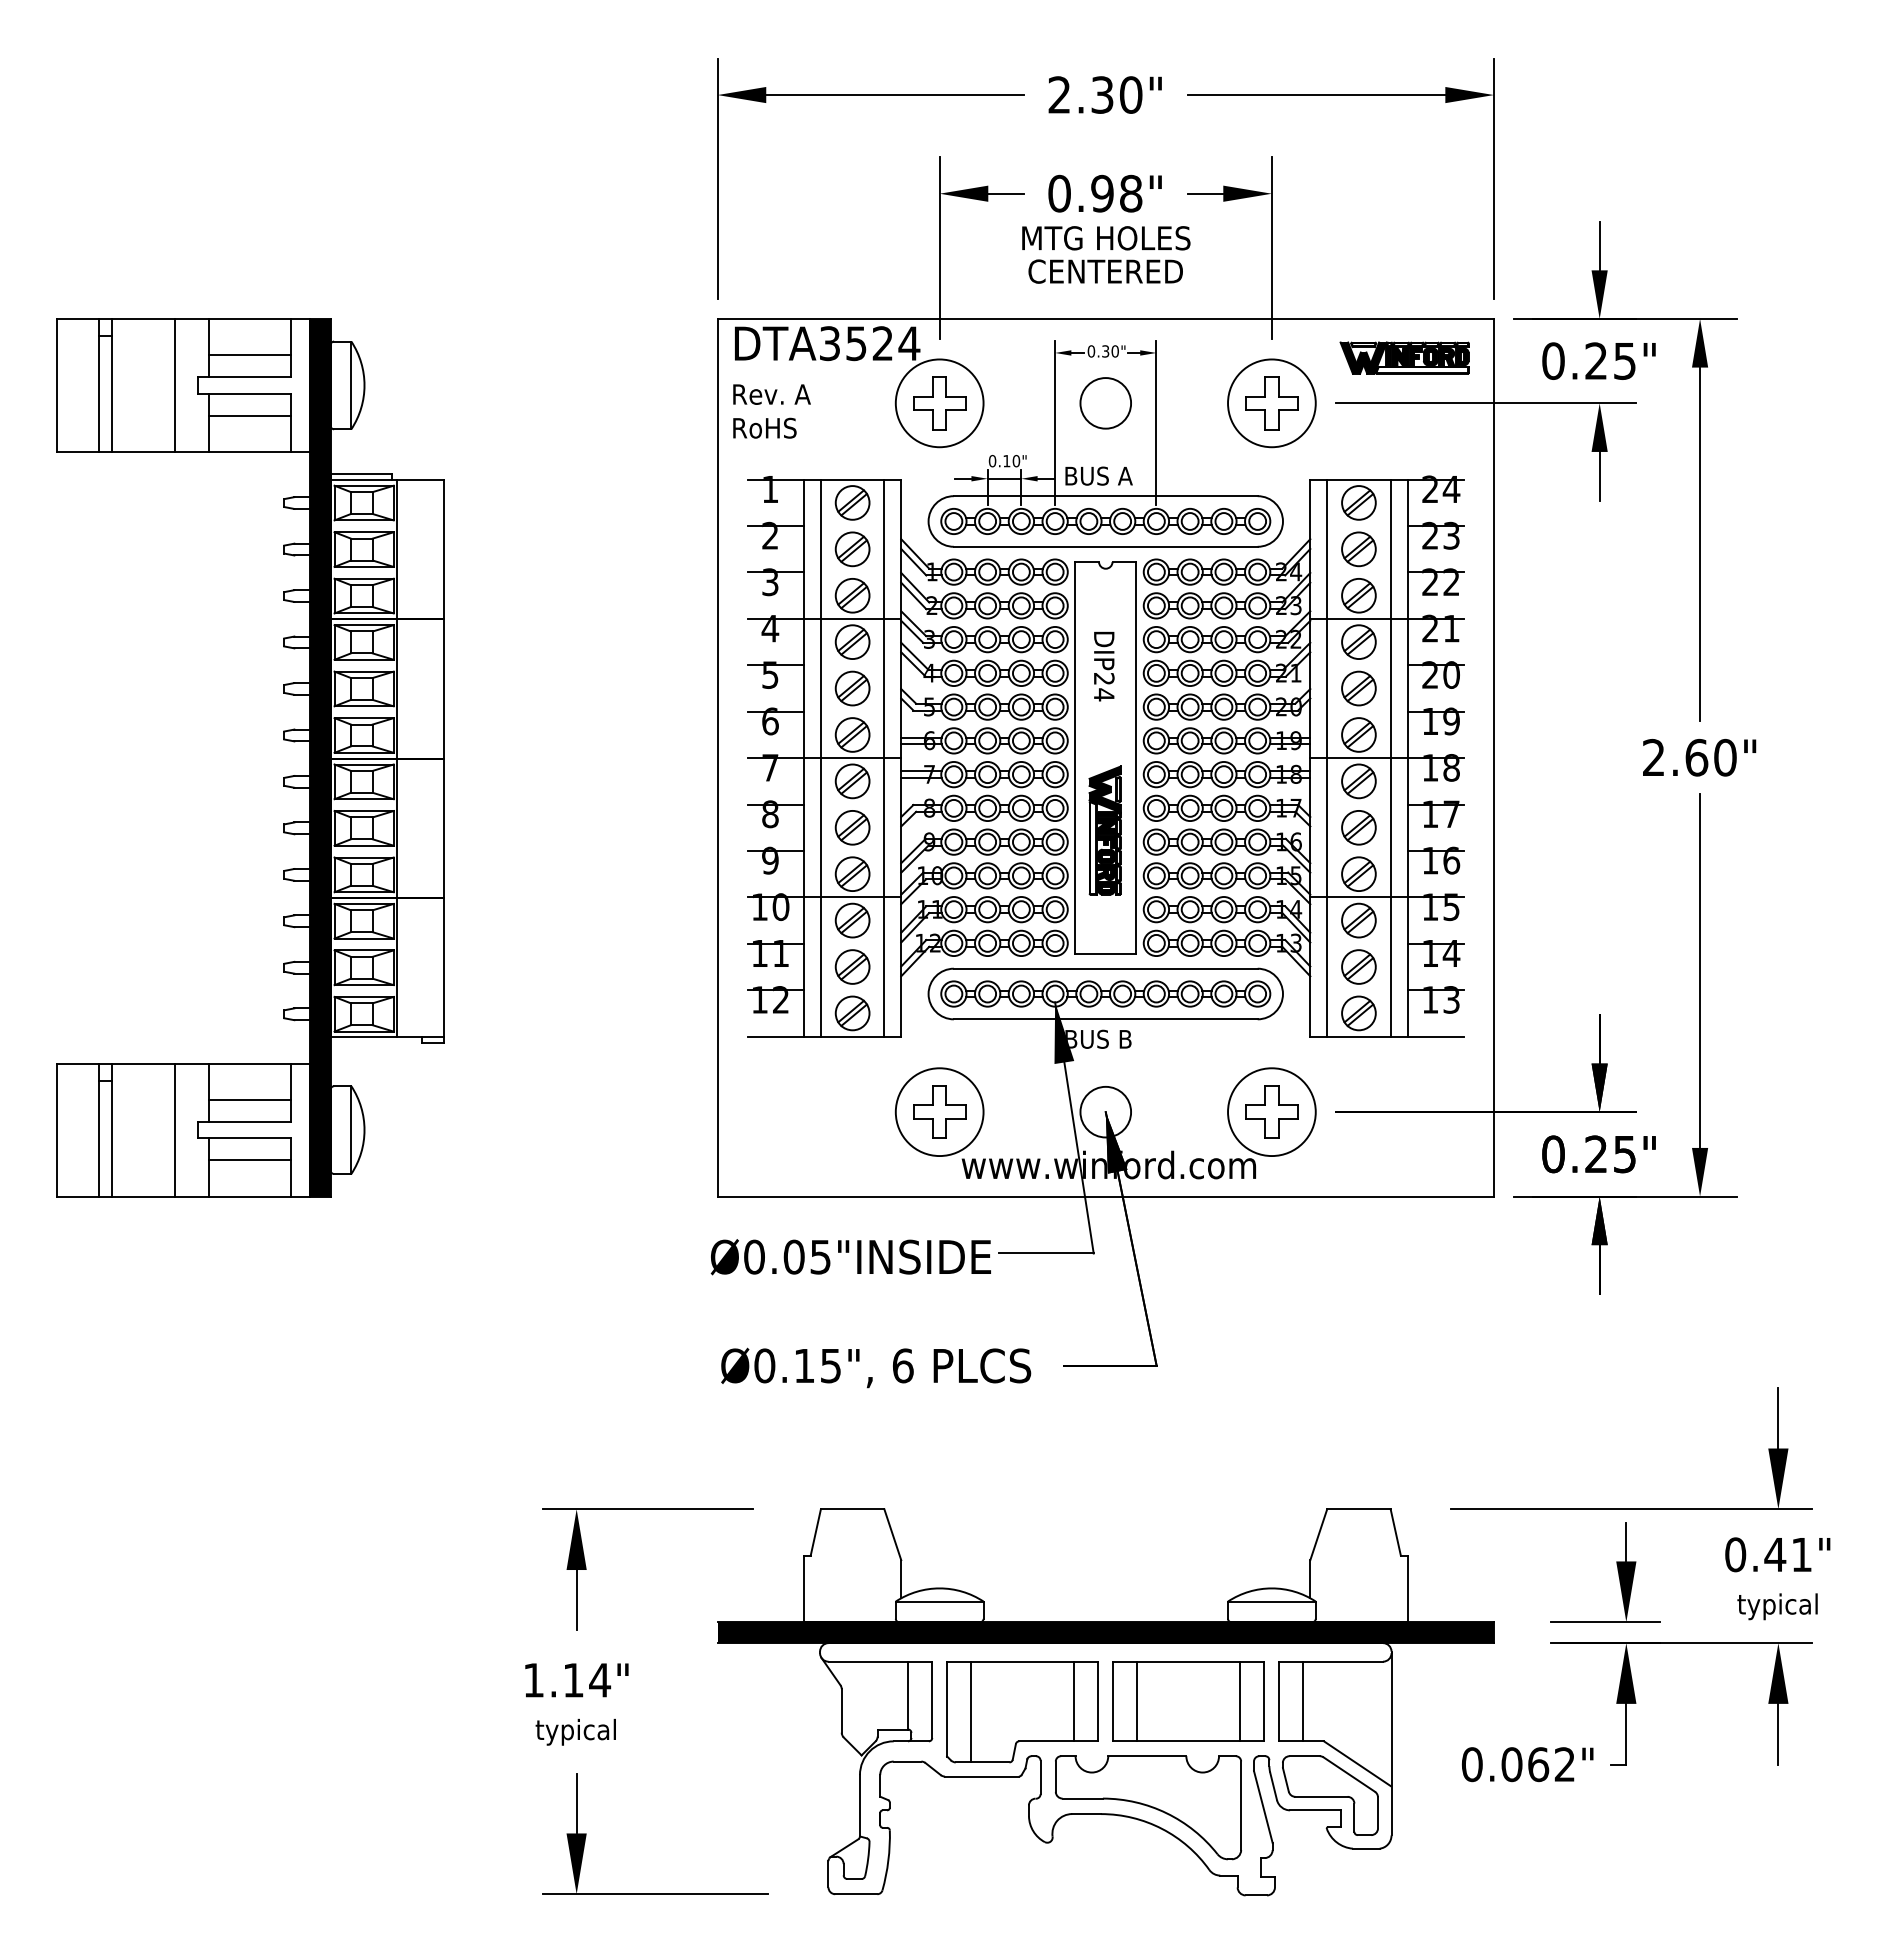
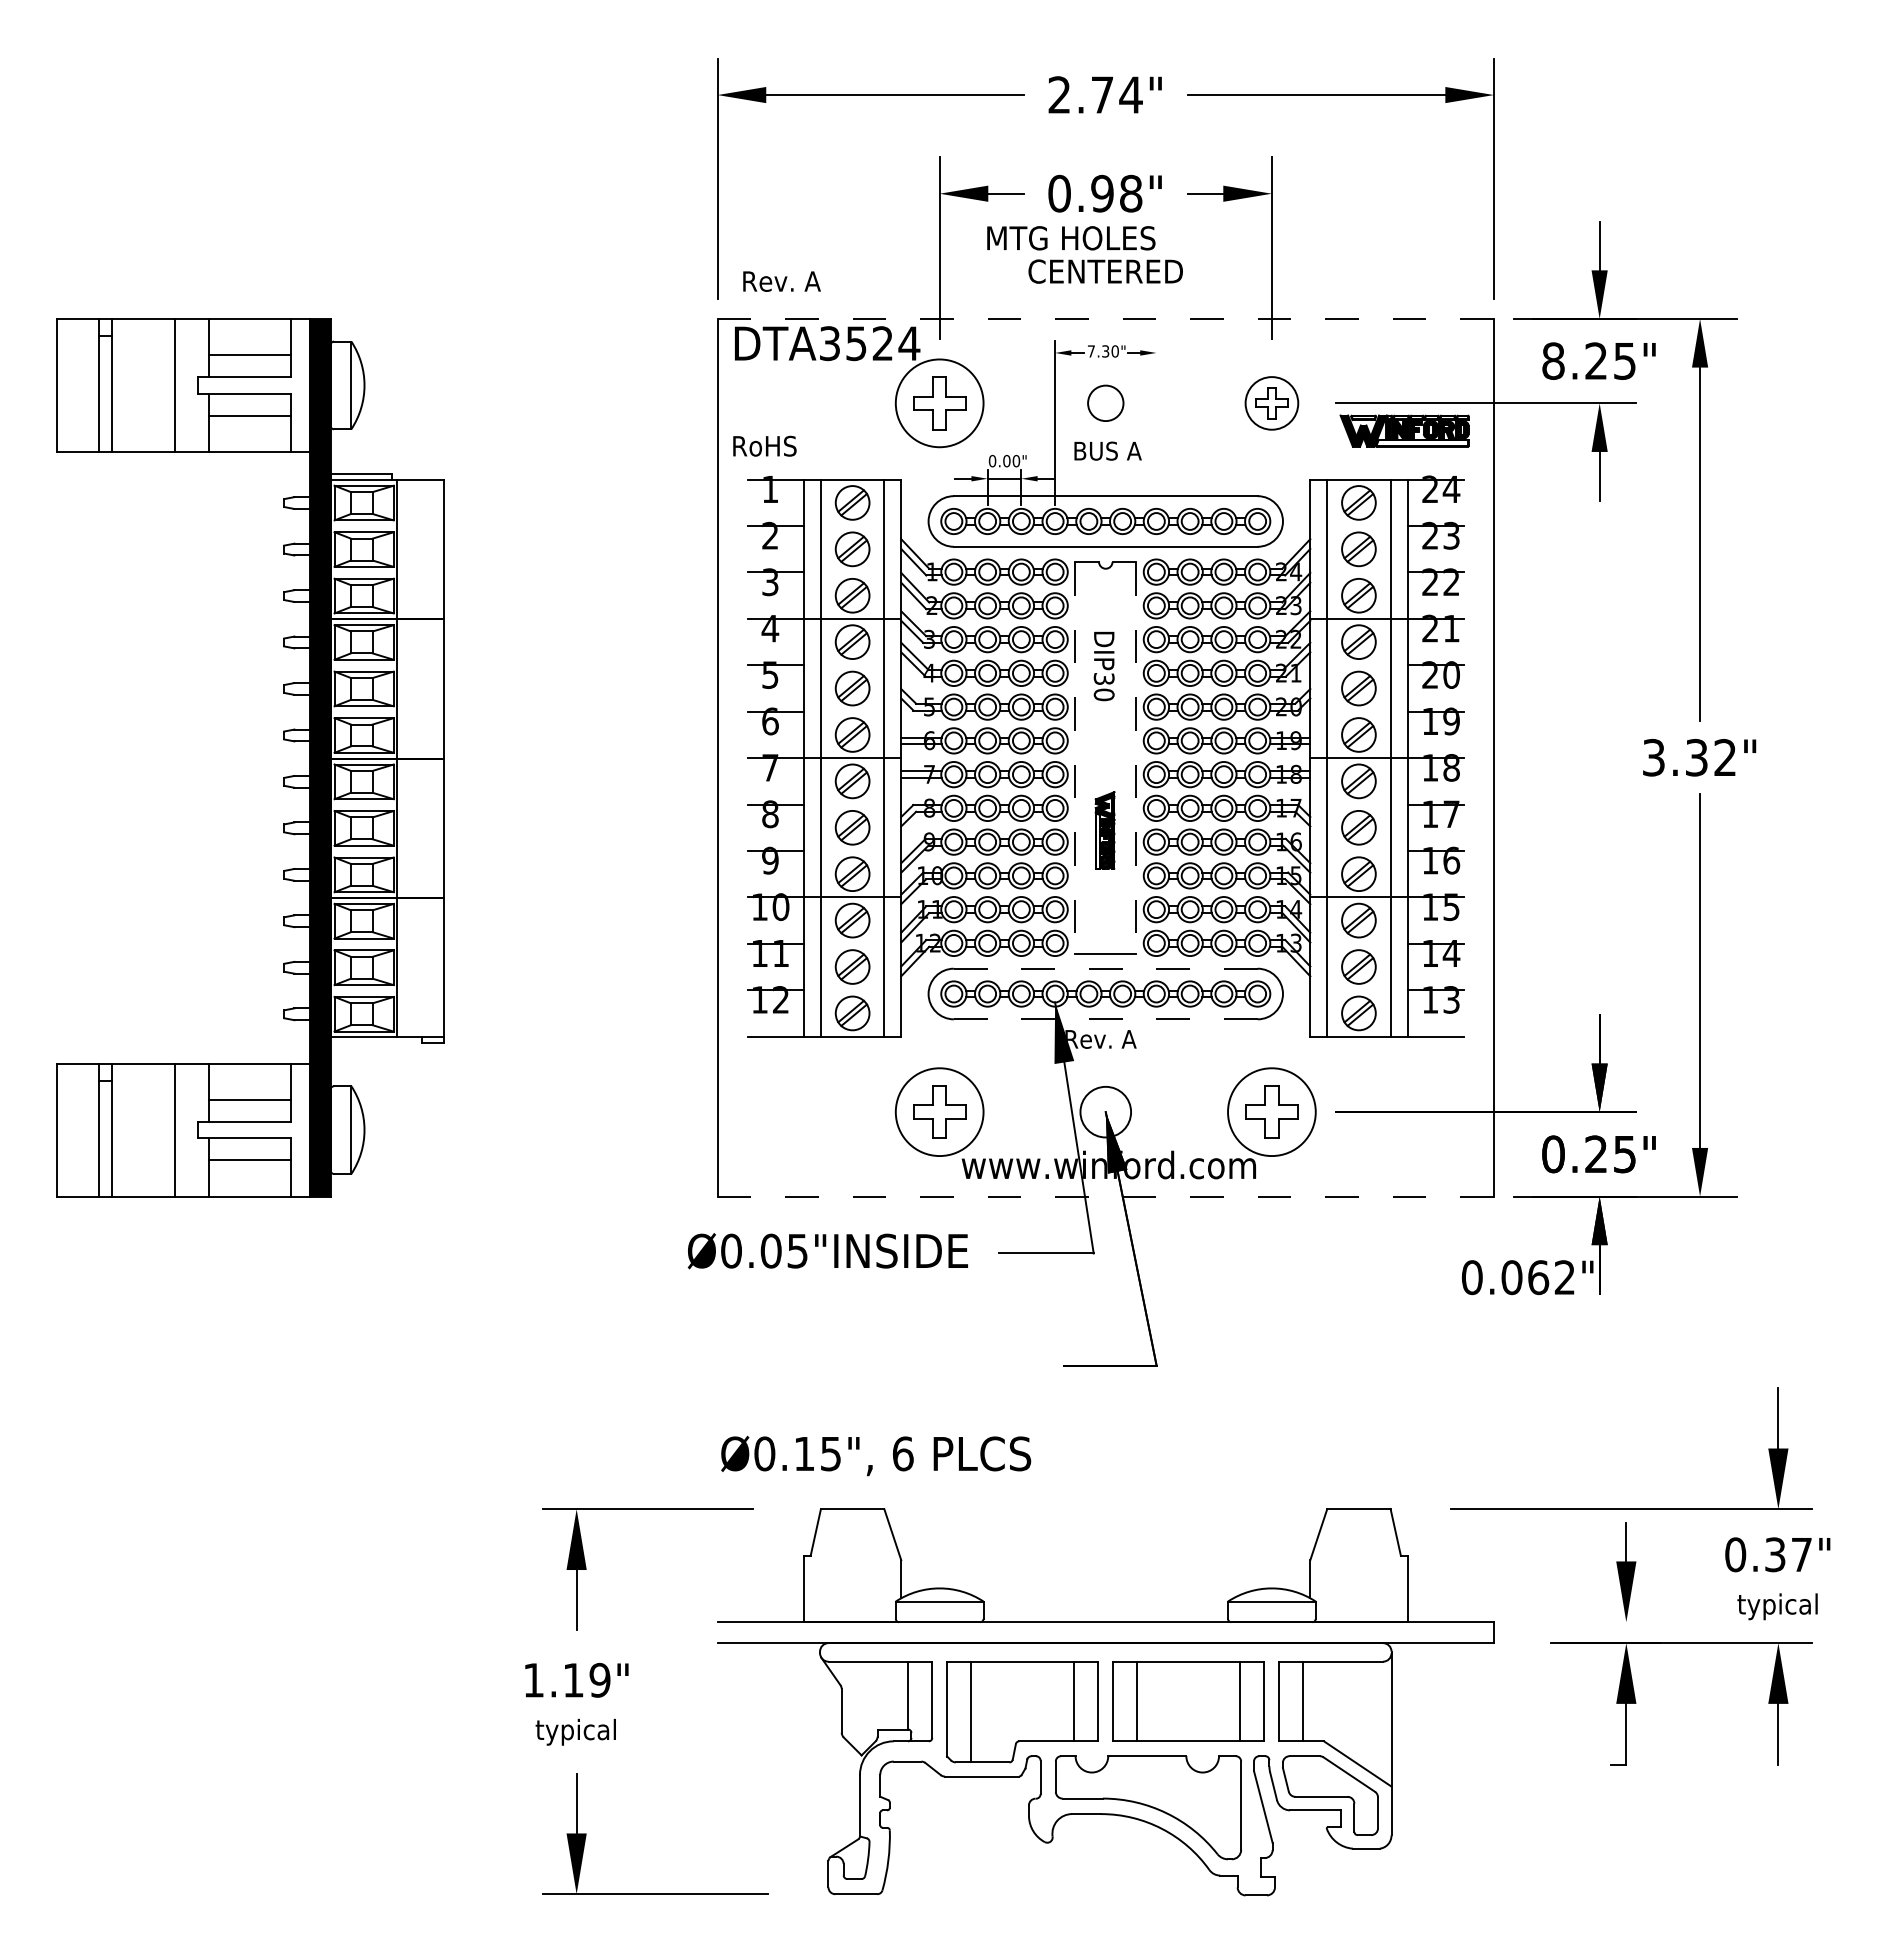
text: 2.30" -> 2.74" (1116, 94)
text position: (1106, 238) -> (1071, 238) (1071, 238)
line: solid -> dashed (1106, 318)
text: 0.30" -> 7.30" (1091, 351)
part position: (1404, 357) -> (1404, 430) (1404, 430)
text: 0.25" -> 8.25" (1553, 360)
text position: (771, 394) -> (781, 281) (781, 281)
circle diameter: 51 px -> 35 px (1105, 403)
part size: 90x91 px -> 56x55 px (1271, 403)
line: present -> none (1156, 422)
text position: (764, 427) -> (764, 445) (764, 445)
text: 0.10" -> 0.00" (1006, 461)
text position: (1098, 475) -> (1107, 450) (1107, 450)
text: DIP24 -> DIP30 (1103, 687)
line: solid -> dashed (1075, 757)
line: solid -> dashed (1136, 757)
text: 2.60" -> 3.32" (1689, 757)
part size: 34x131 px -> 22x79 px (1104, 830)
line: solid -> dashed (1105, 968)
line: solid -> dashed (1105, 1019)
text: BUS B -> Rev. A (1101, 1038)
line: solid -> dashed (1106, 1196)
text position: (850, 1257) -> (827, 1251) (827, 1251)
text position: (876, 1367) -> (876, 1455) (876, 1455)
text: 0.41" -> 0.37" (1787, 1554)
line: present -> none (1605, 1622)
fill: present -> none (1105, 1632)
text: 1.14" -> 1.19" (600, 1679)
text position: (1527, 1764) -> (1527, 1277) (1527, 1277)
